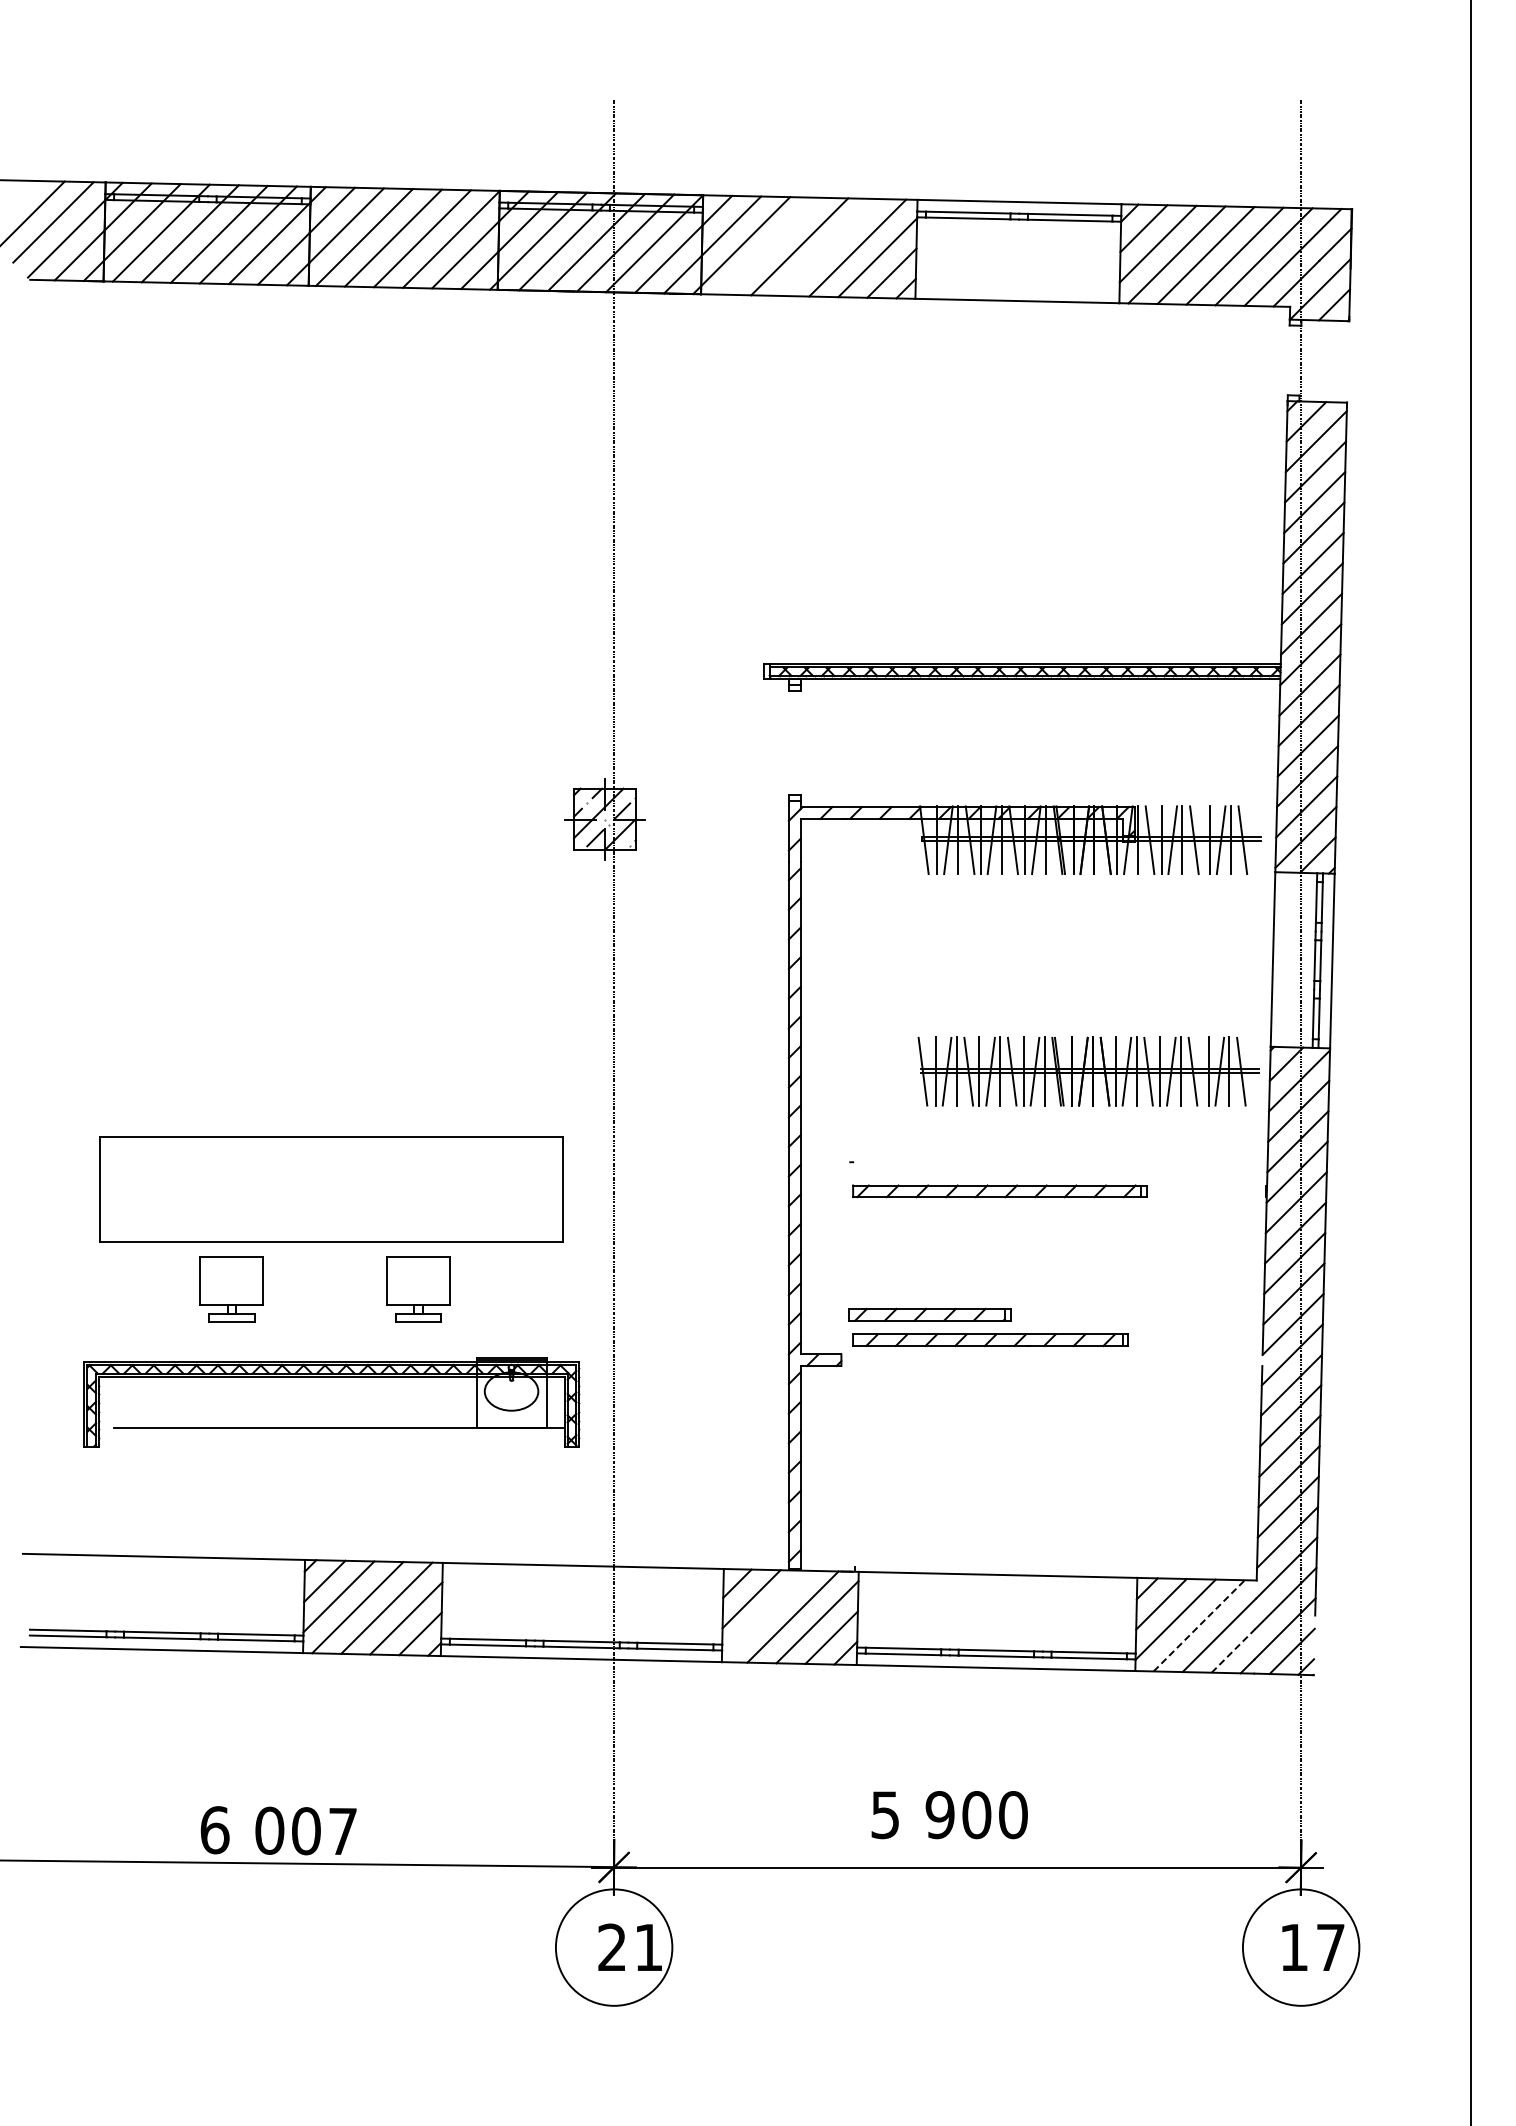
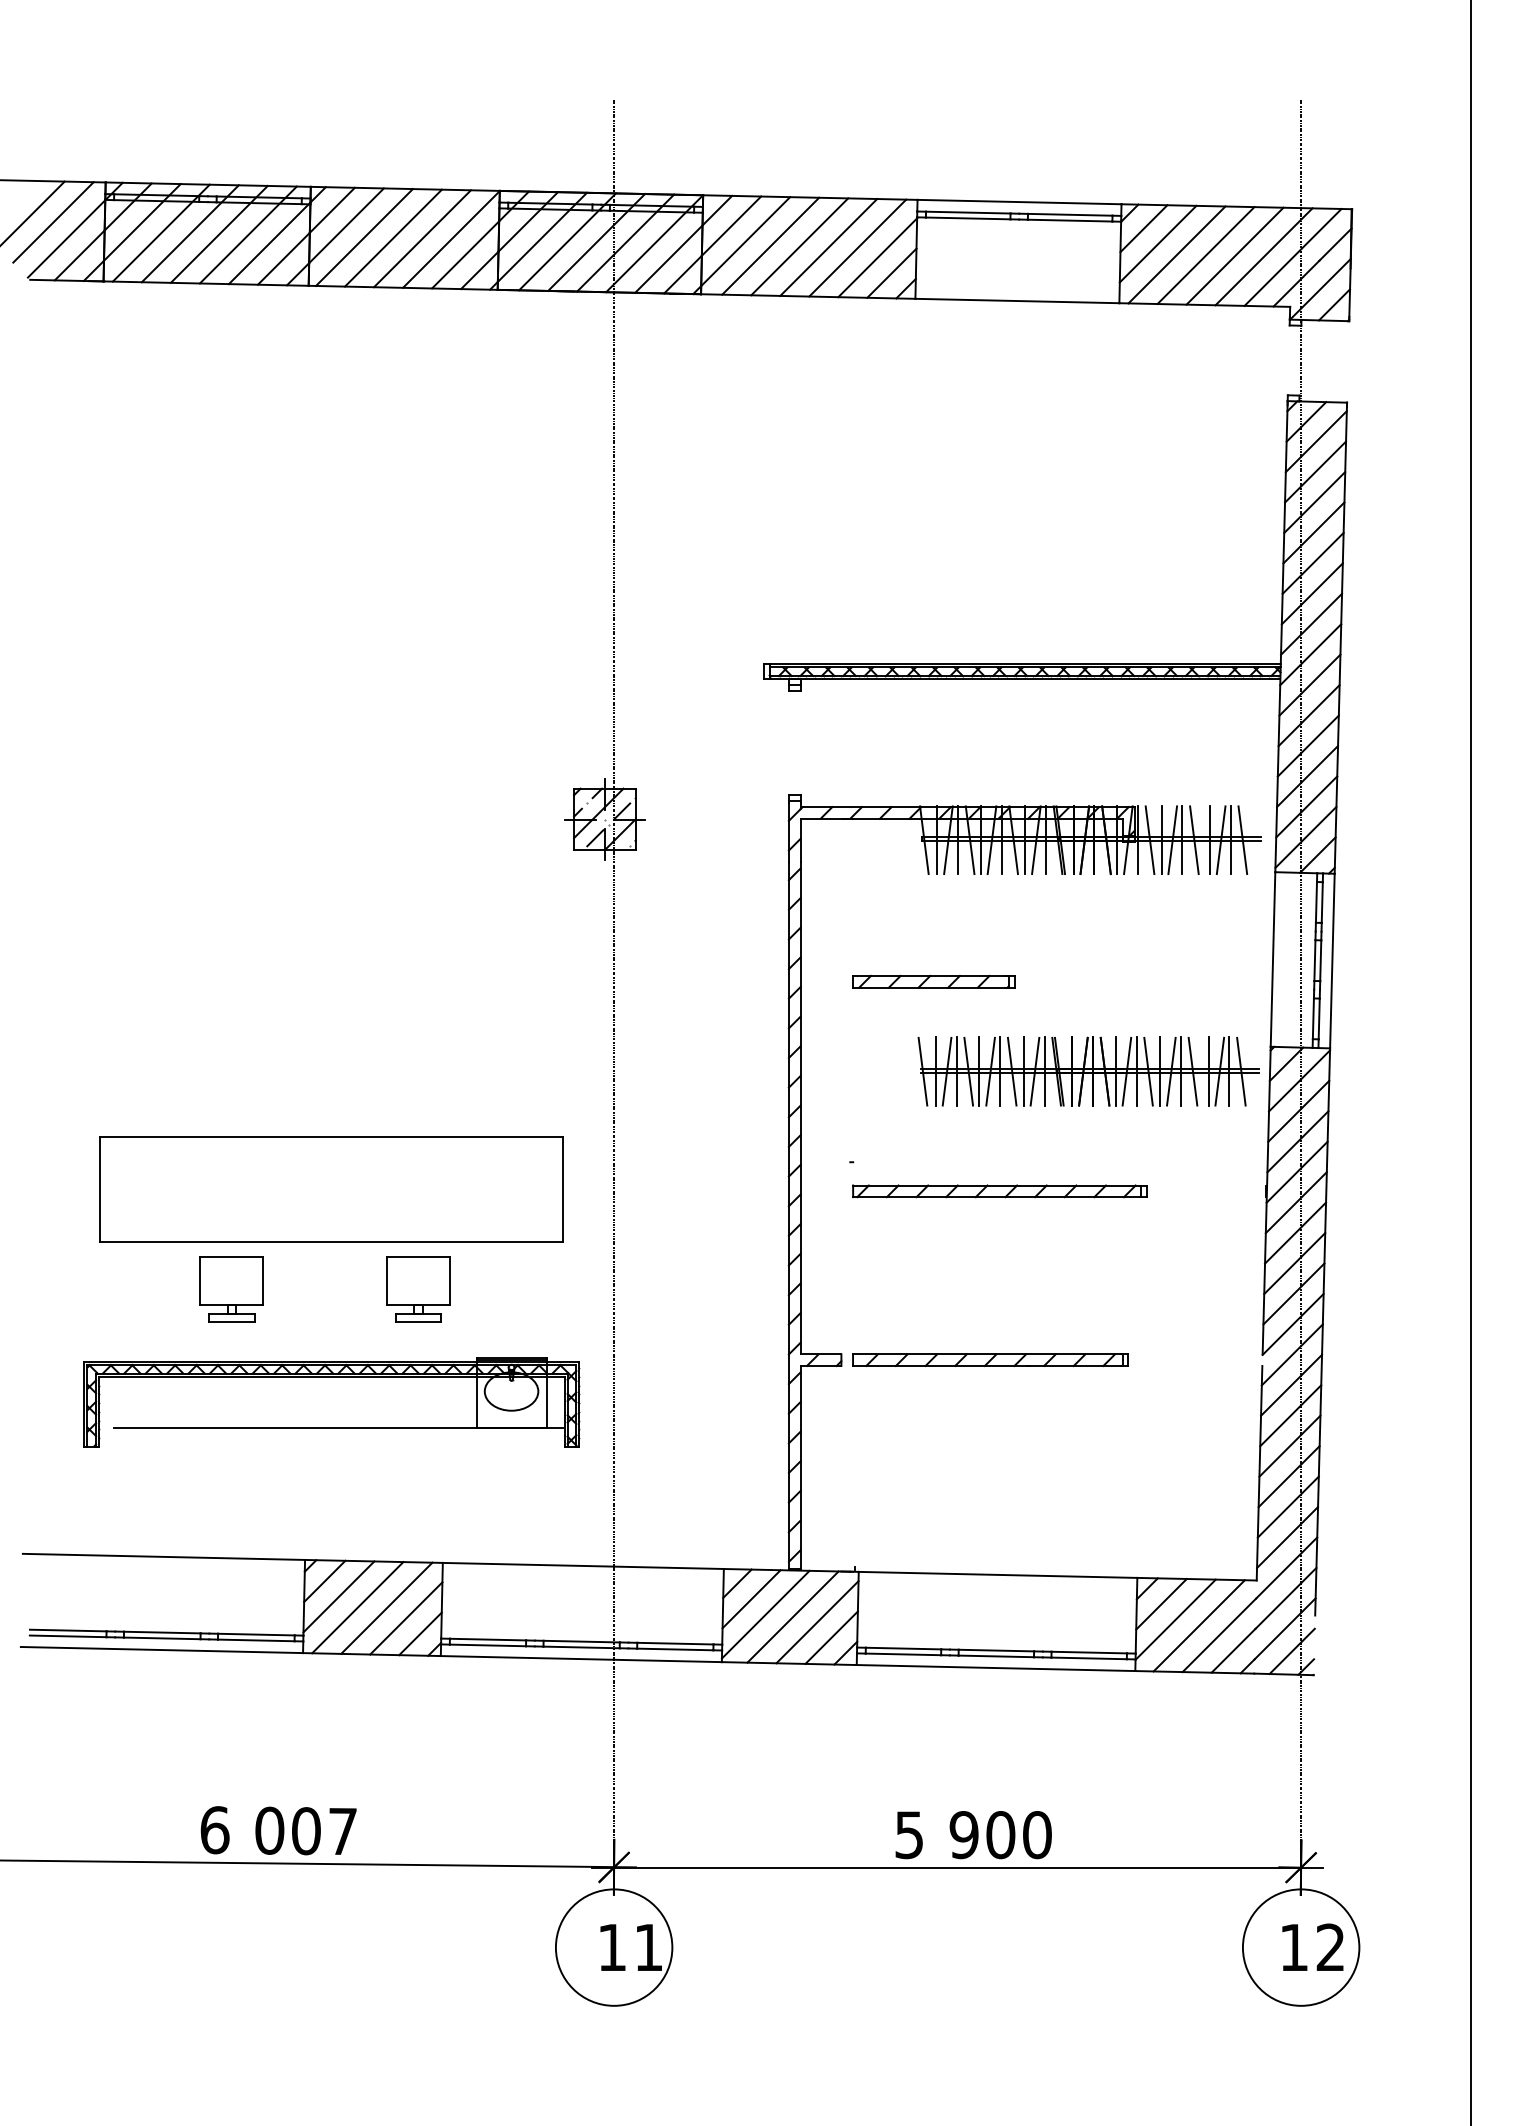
line: none -> present (770, 245)
line: none -> present (828, 247)
part position: (929, 1314) -> (933, 981) (933, 981)
part position: (990, 1340) -> (990, 1360) (990, 1360)
line: none -> present (765, 1614)
line: dashed -> solid (1199, 1625)
line: dashed -> solid (1233, 1650)
text position: (949, 1815) -> (973, 1835) (973, 1835)
text: 21 -> 11 (611, 1946)
text: 17 -> 12 (1330, 1946)
